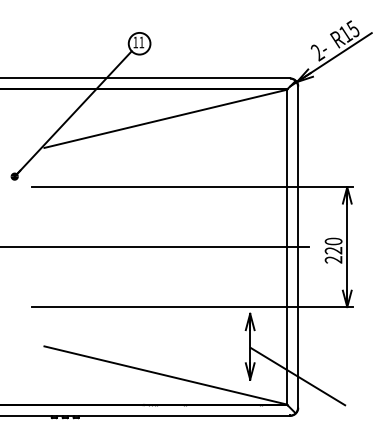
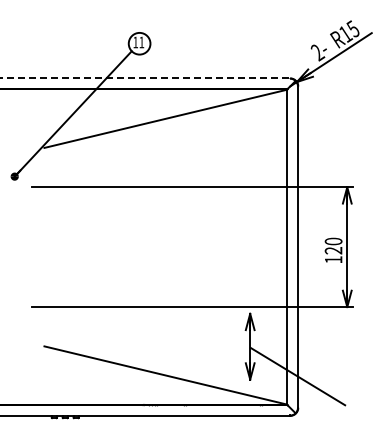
line: solid -> dashed (145, 78)
line: present -> none (155, 247)
text: 220 -> 120 (333, 259)
